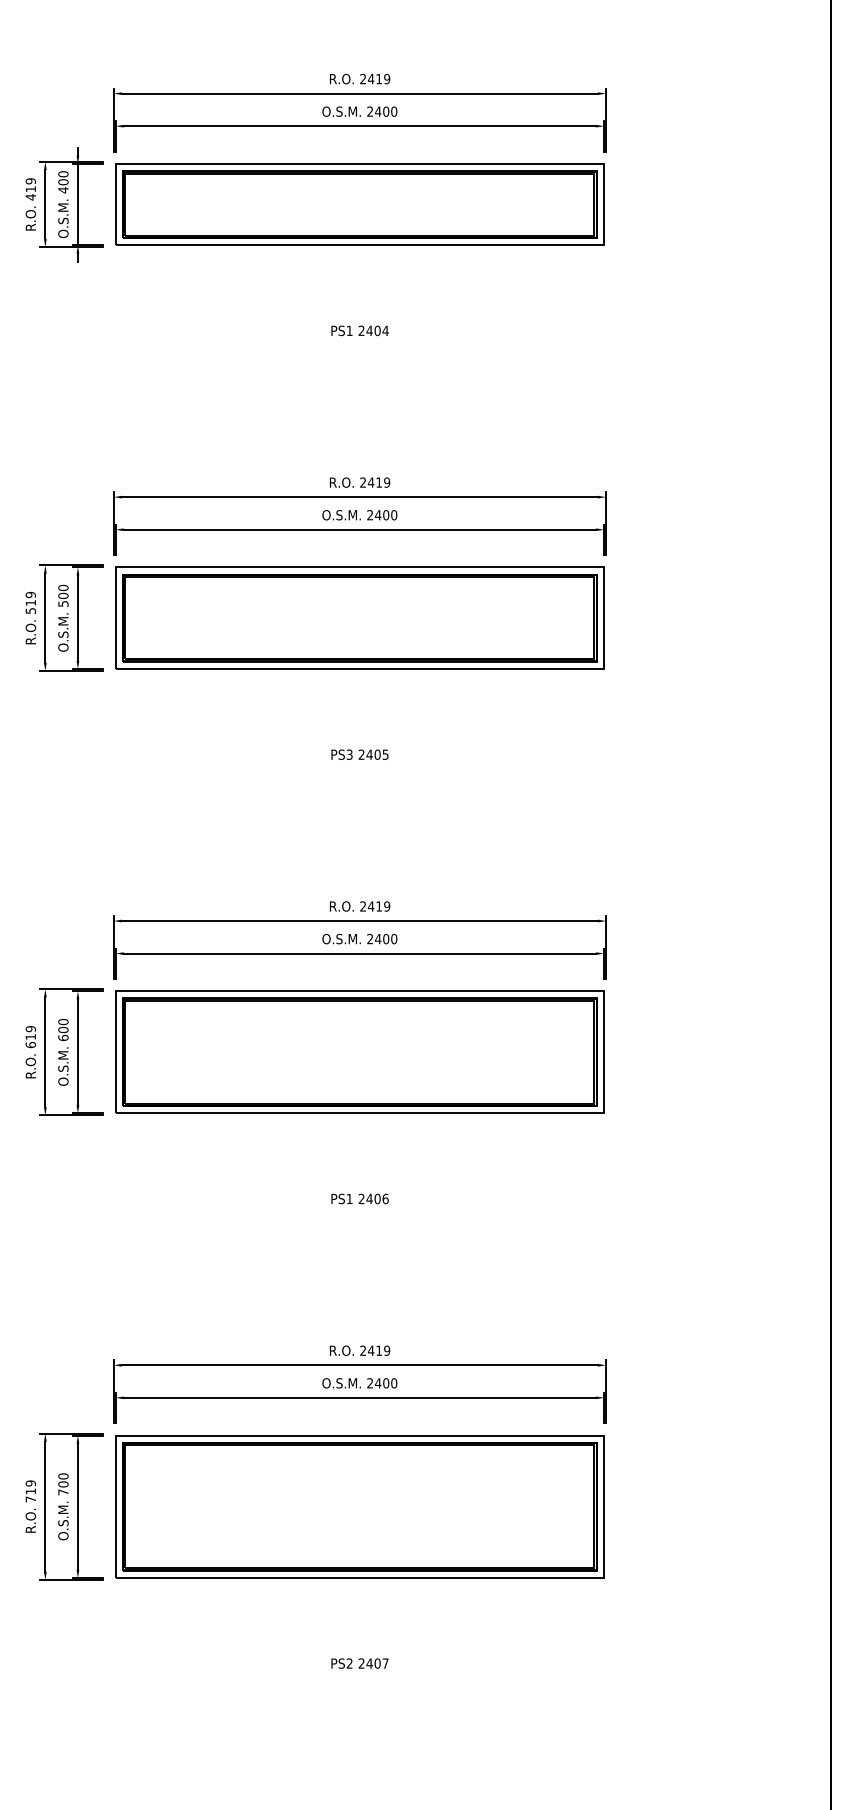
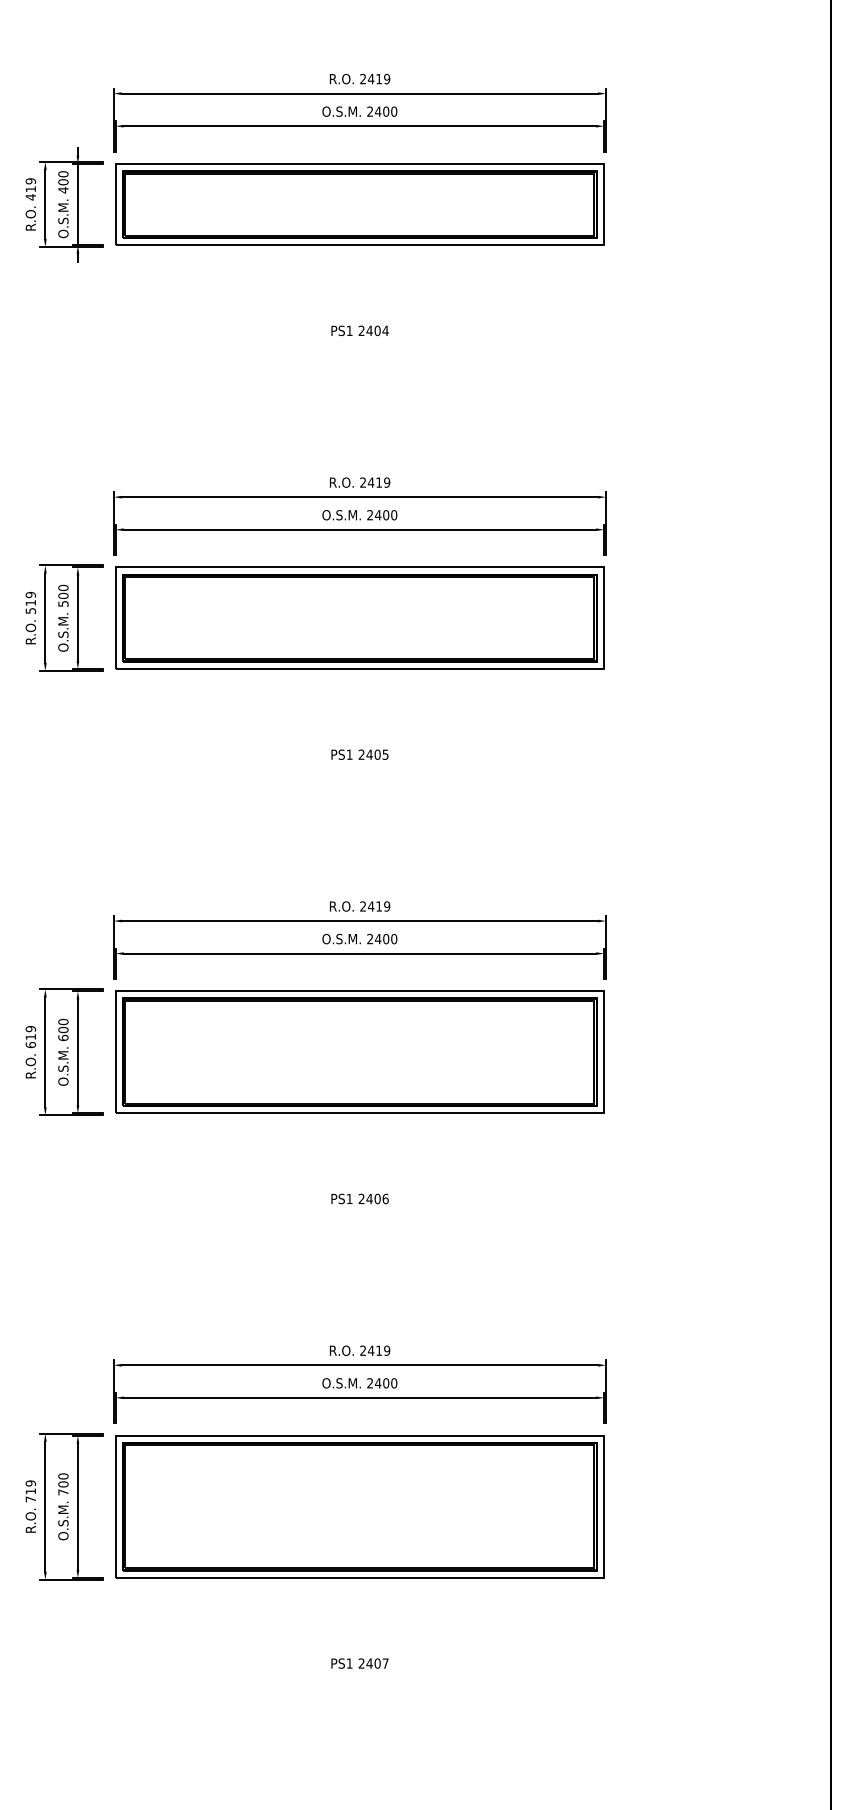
text: PS3 -> PS1 (349, 754)
text: PS2 -> PS1 (349, 1663)
